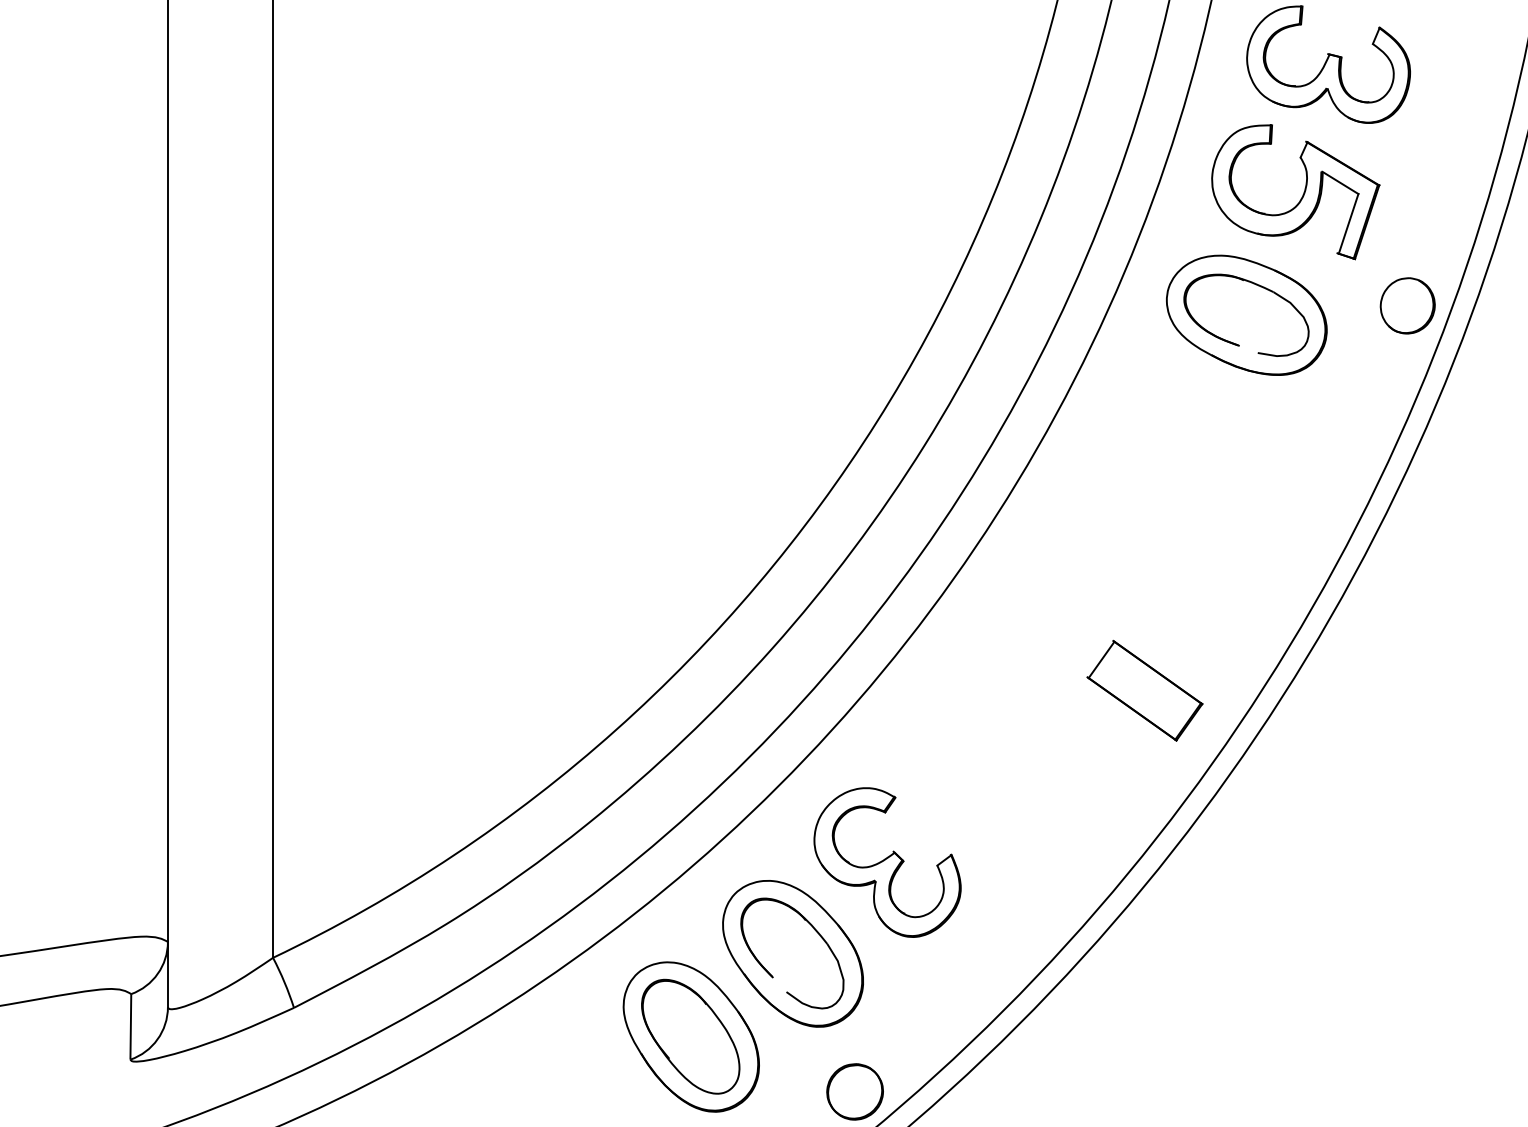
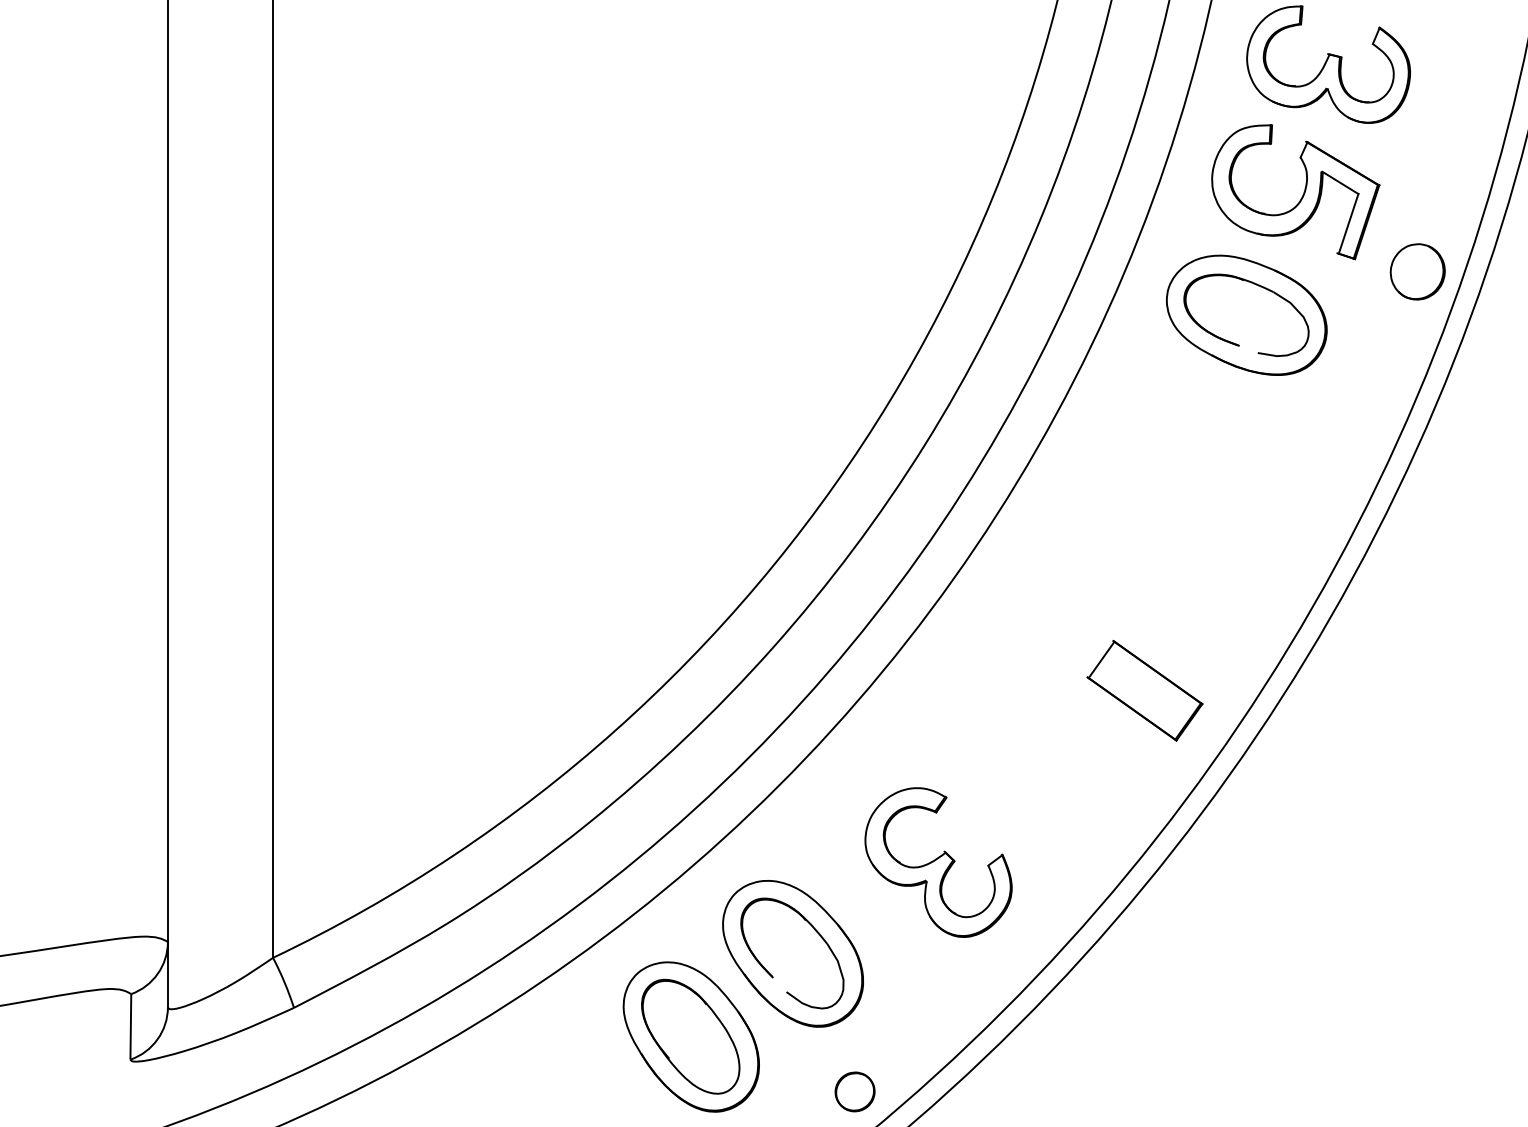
part position: (1407, 305) -> (1417, 271) (1417, 271)
part position: (887, 862) -> (938, 862) (938, 862)
part size: 58x58 px -> 42x42 px (854, 1091)
